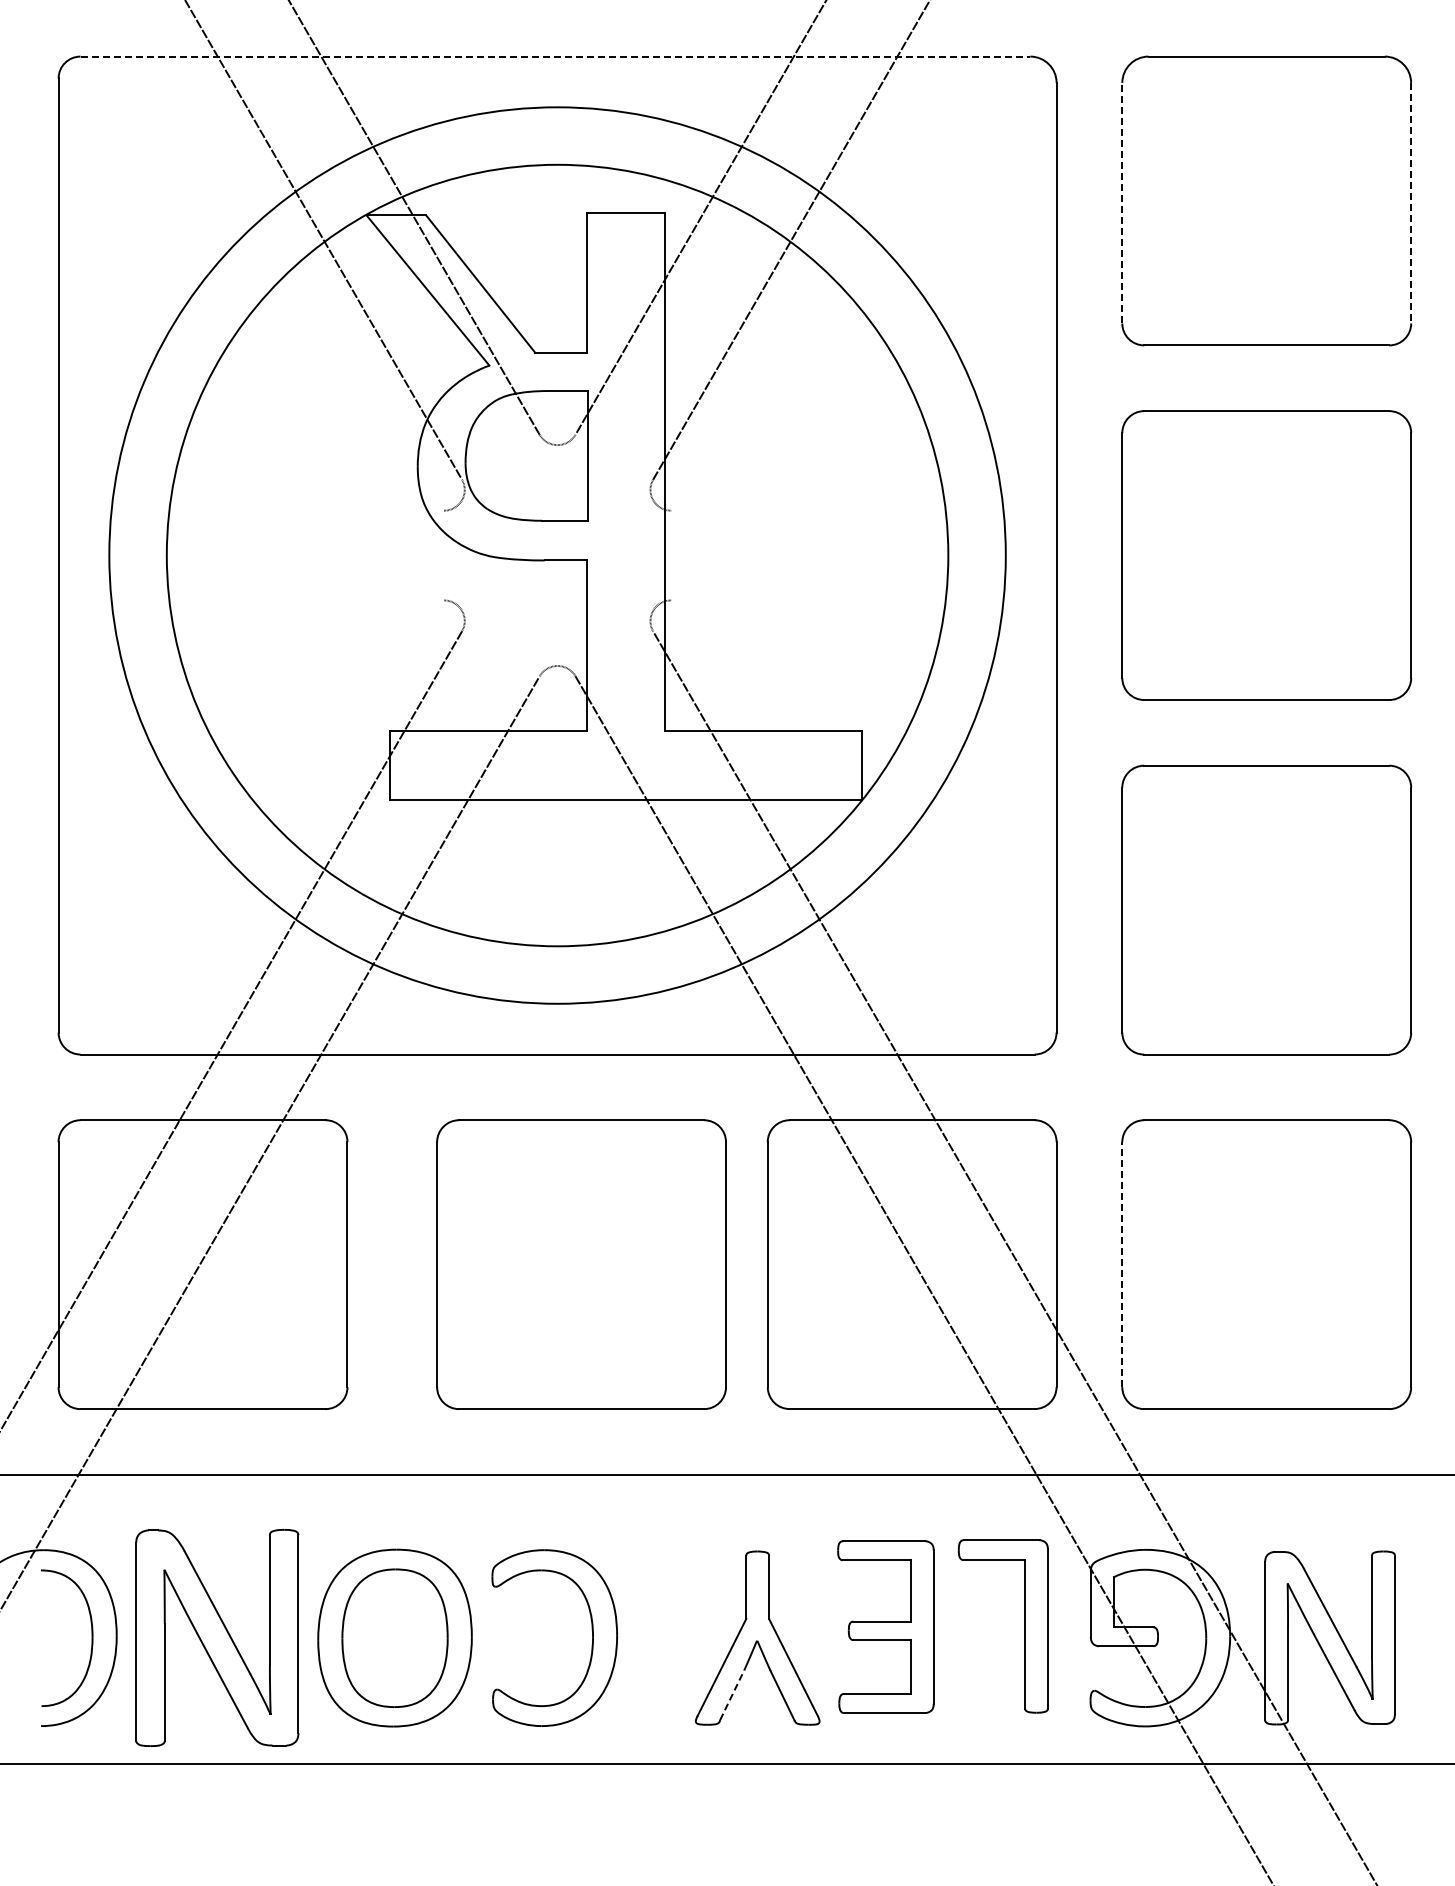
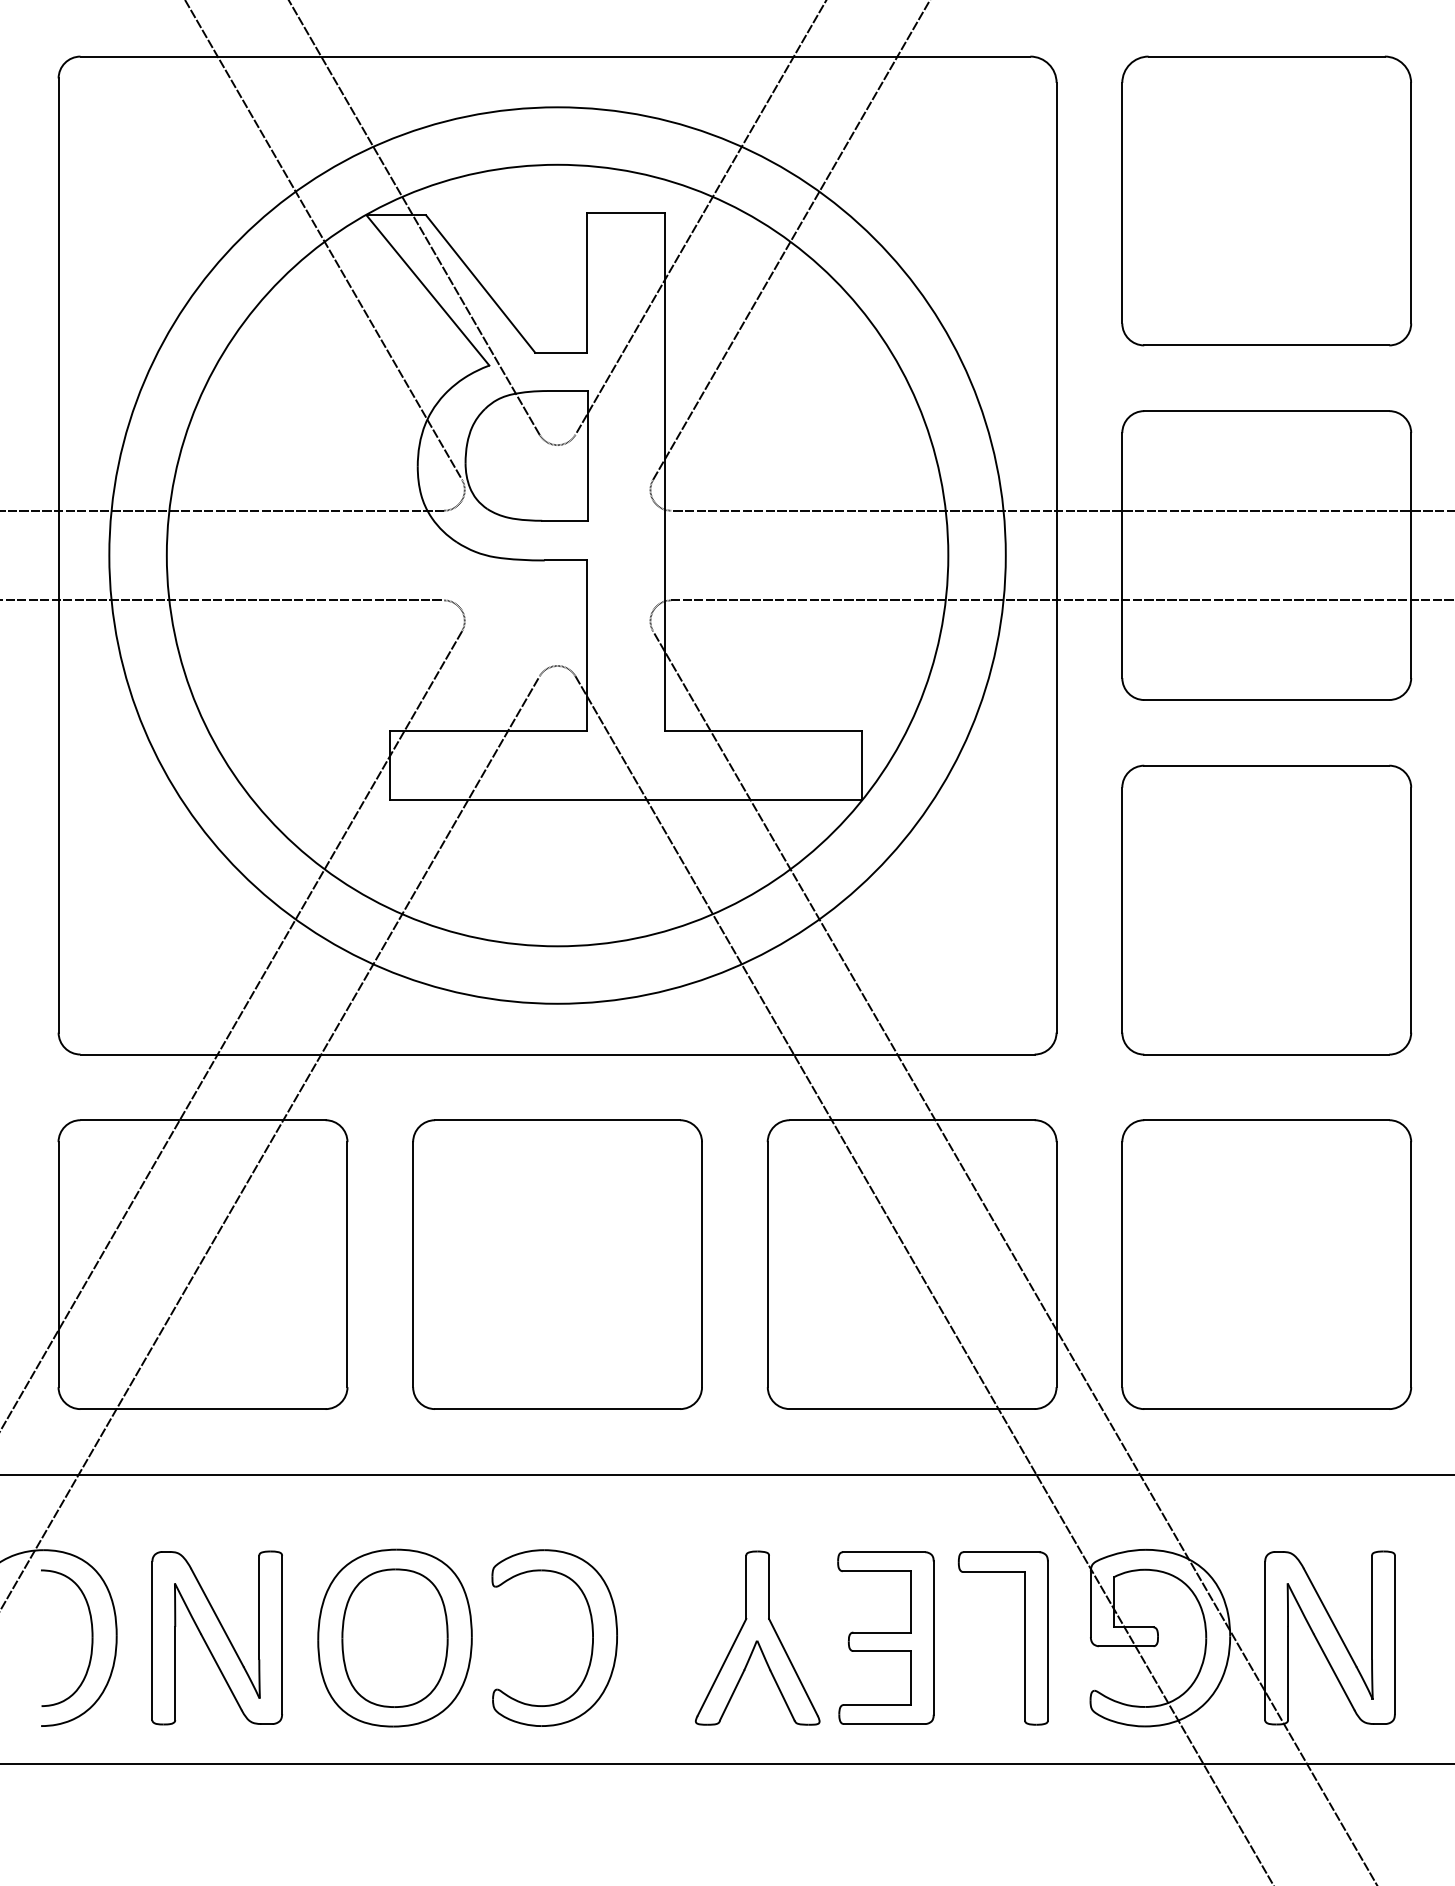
line: dashed -> solid (555, 56)
line: dashed -> solid (1122, 202)
line: dashed -> solid (1411, 203)
line: none -> present (223, 510)
line: none -> present (1061, 510)
line: none -> present (223, 600)
line: none -> present (1061, 600)
part position: (581, 1264) -> (557, 1264) (557, 1264)
line: dashed -> solid (1122, 1264)
part position: (885, 1626) -> (885, 1637) (885, 1637)
part position: (1024, 1626) -> (1024, 1638) (1024, 1638)
part size: 165x218 px -> 132x176 px (216, 1637)
line: dashed -> solid (732, 1695)
